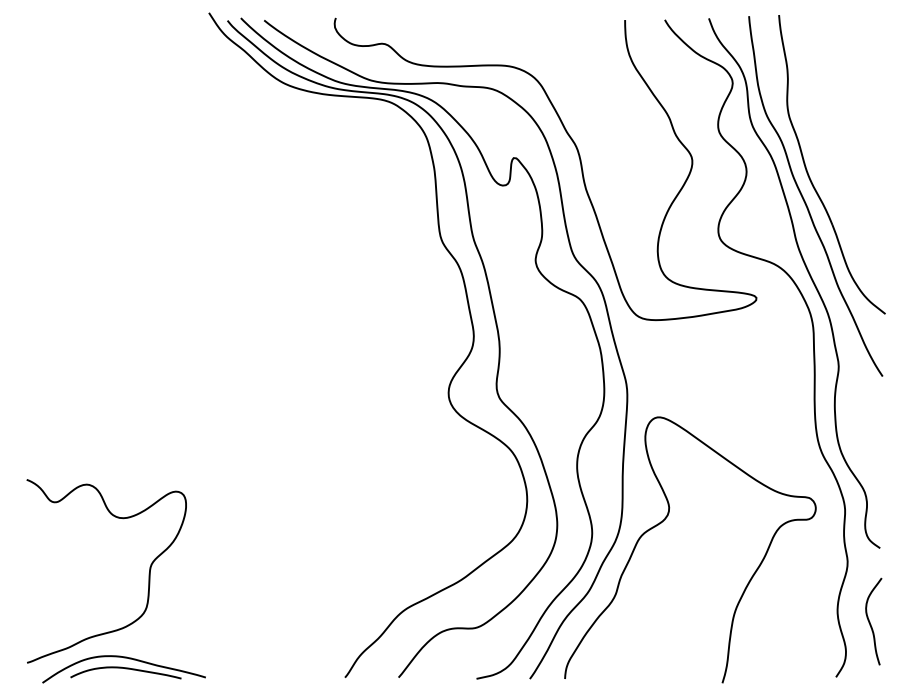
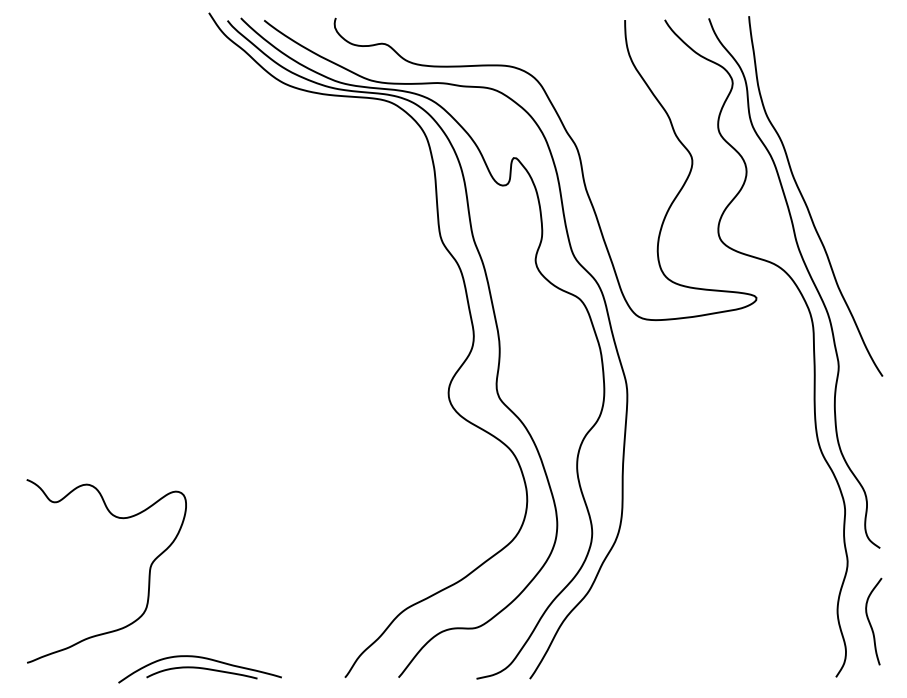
part: present -> none (808, 172)
curve: present -> none (663, 521)
part position: (123, 669) -> (199, 669) (199, 669)
